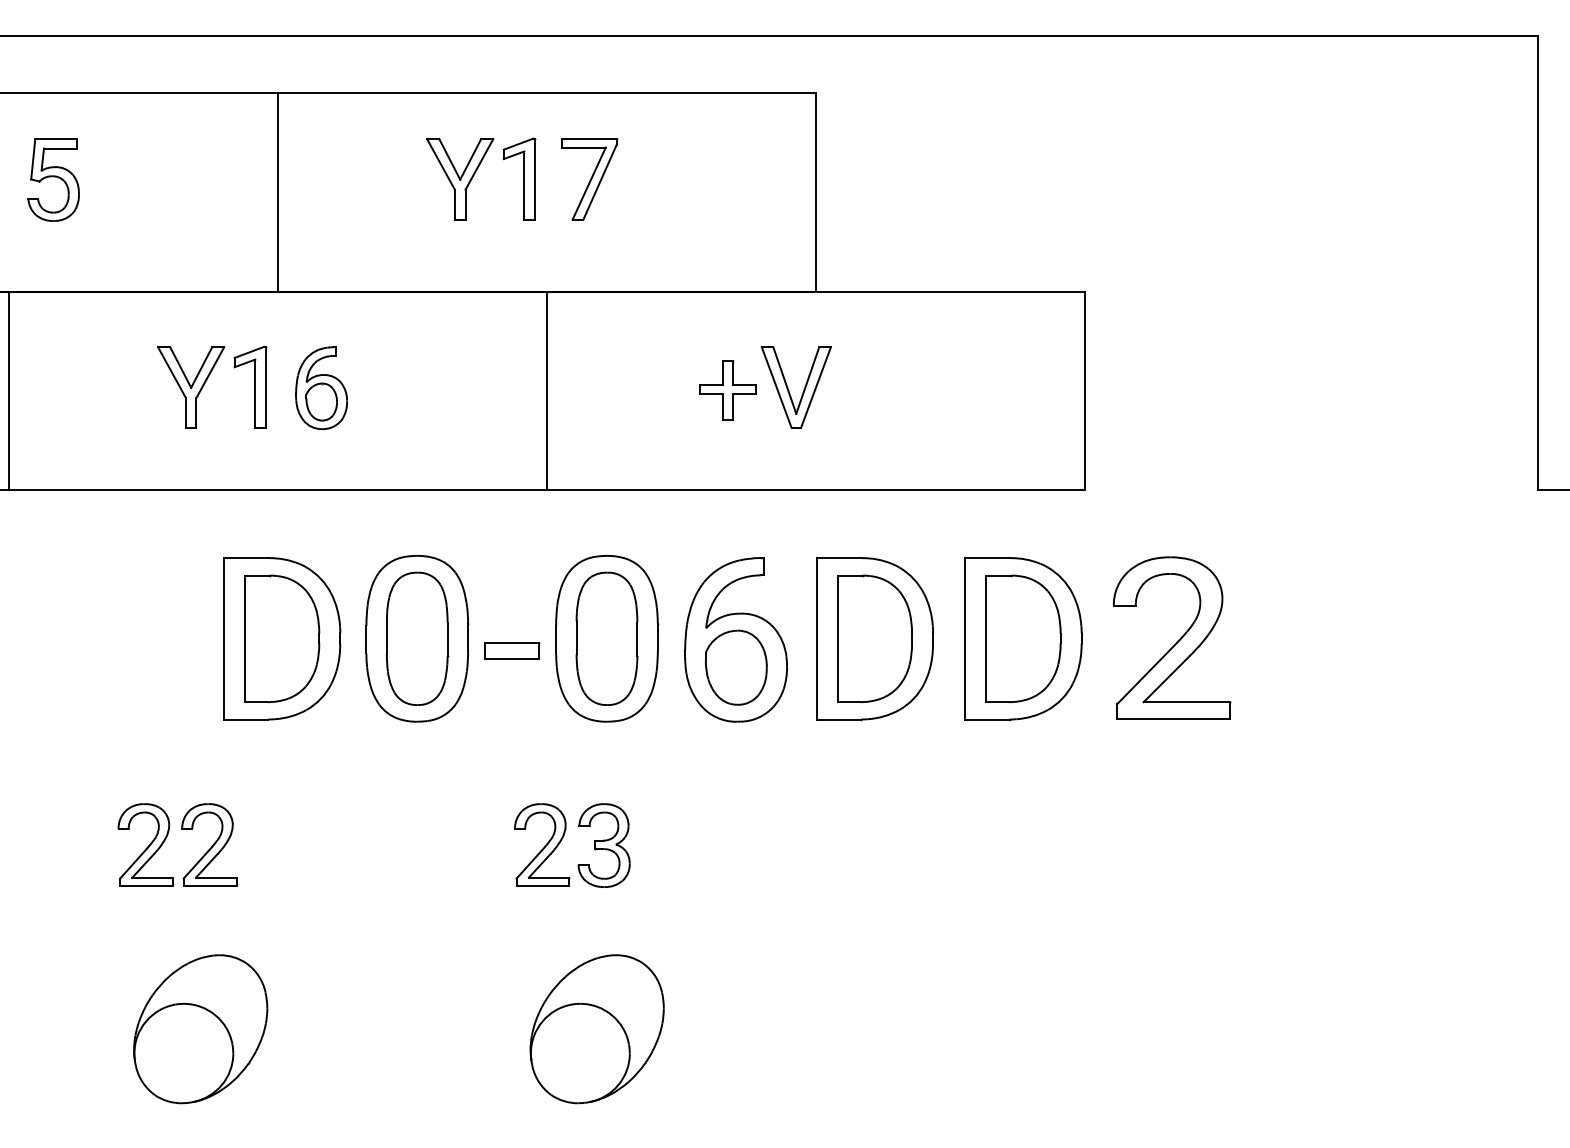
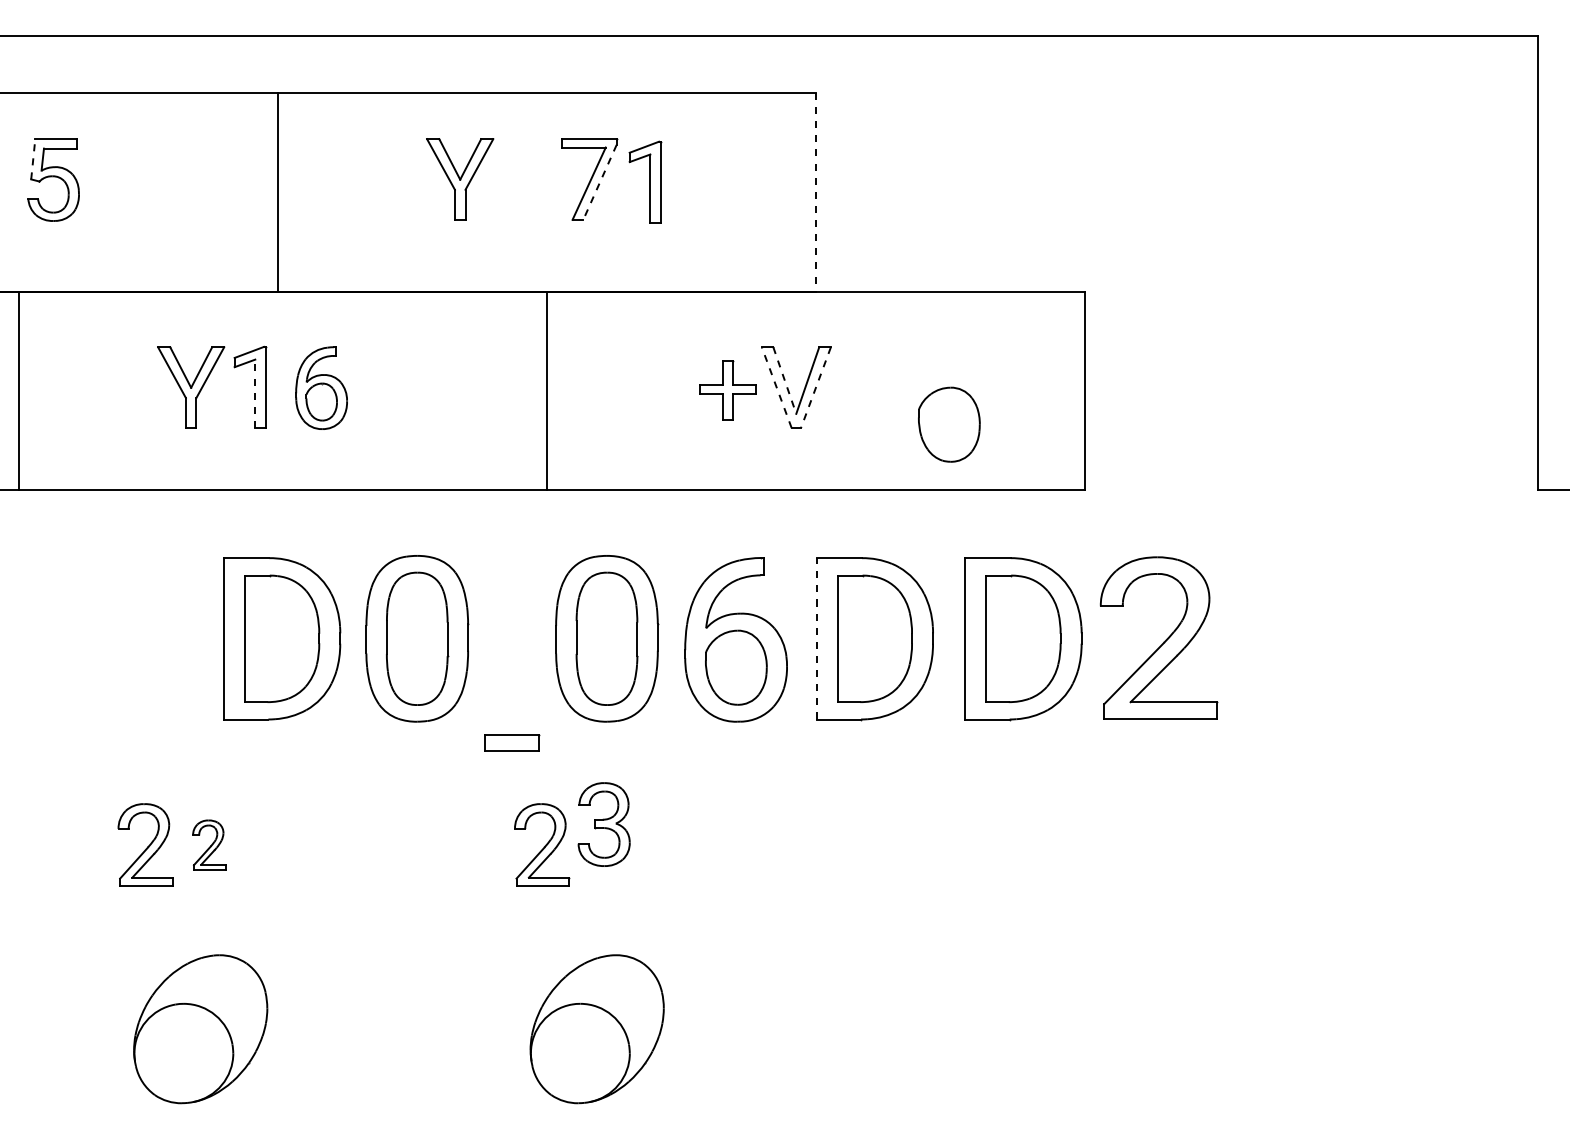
line: solid -> dashed (33, 158)
part position: (519, 178) -> (645, 181) (645, 181)
line: solid -> dashed (599, 182)
line: solid -> dashed (815, 192)
line: solid -> dashed (784, 381)
line: solid -> dashed (776, 387)
line: solid -> dashed (815, 388)
line position: (8, 390) -> (18, 390) (18, 390)
line: solid -> dashed (255, 393)
part: none -> present (949, 424)
line: solid -> dashed (816, 638)
part position: (1176, 641) -> (1163, 641) (1163, 641)
part position: (512, 650) -> (512, 742) (512, 742)
part size: 57x84 px -> 35x52 px (209, 844)
part position: (603, 845) -> (603, 824) (603, 824)
